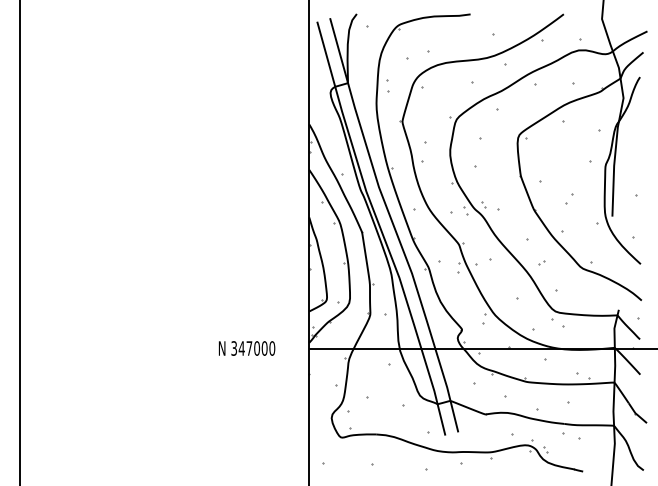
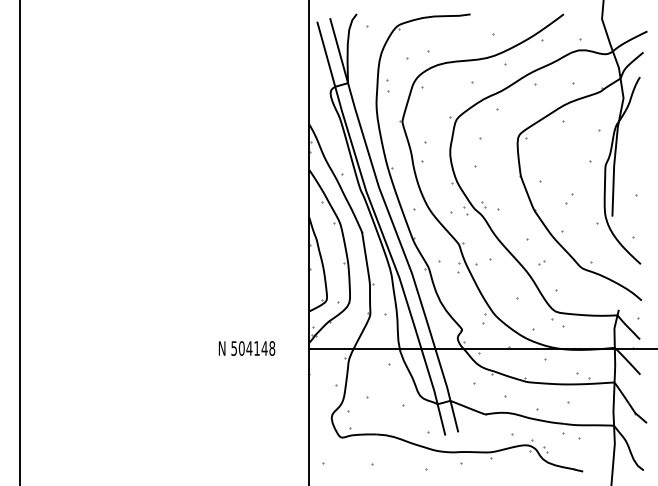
text: 347000 -> 504148 (253, 348)
